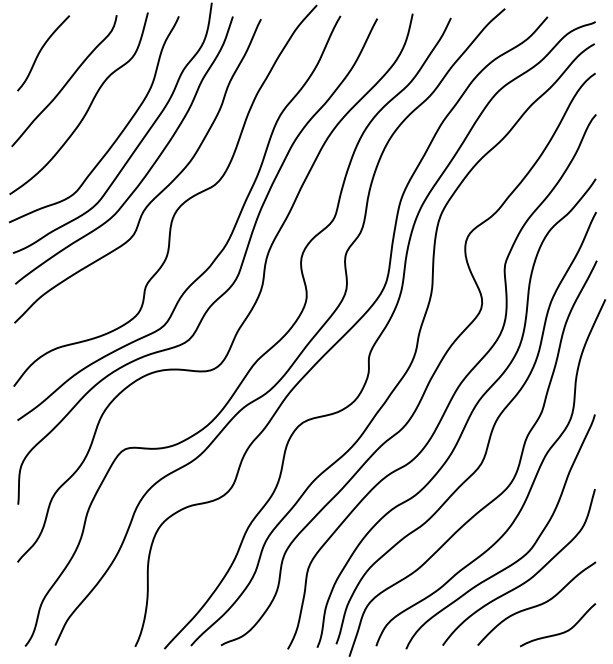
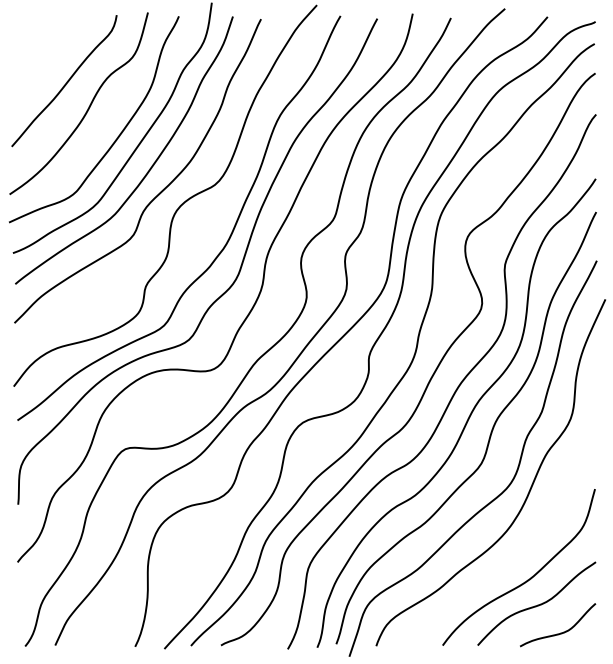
curve: present -> none (41, 51)
curve: present -> none (521, 556)
